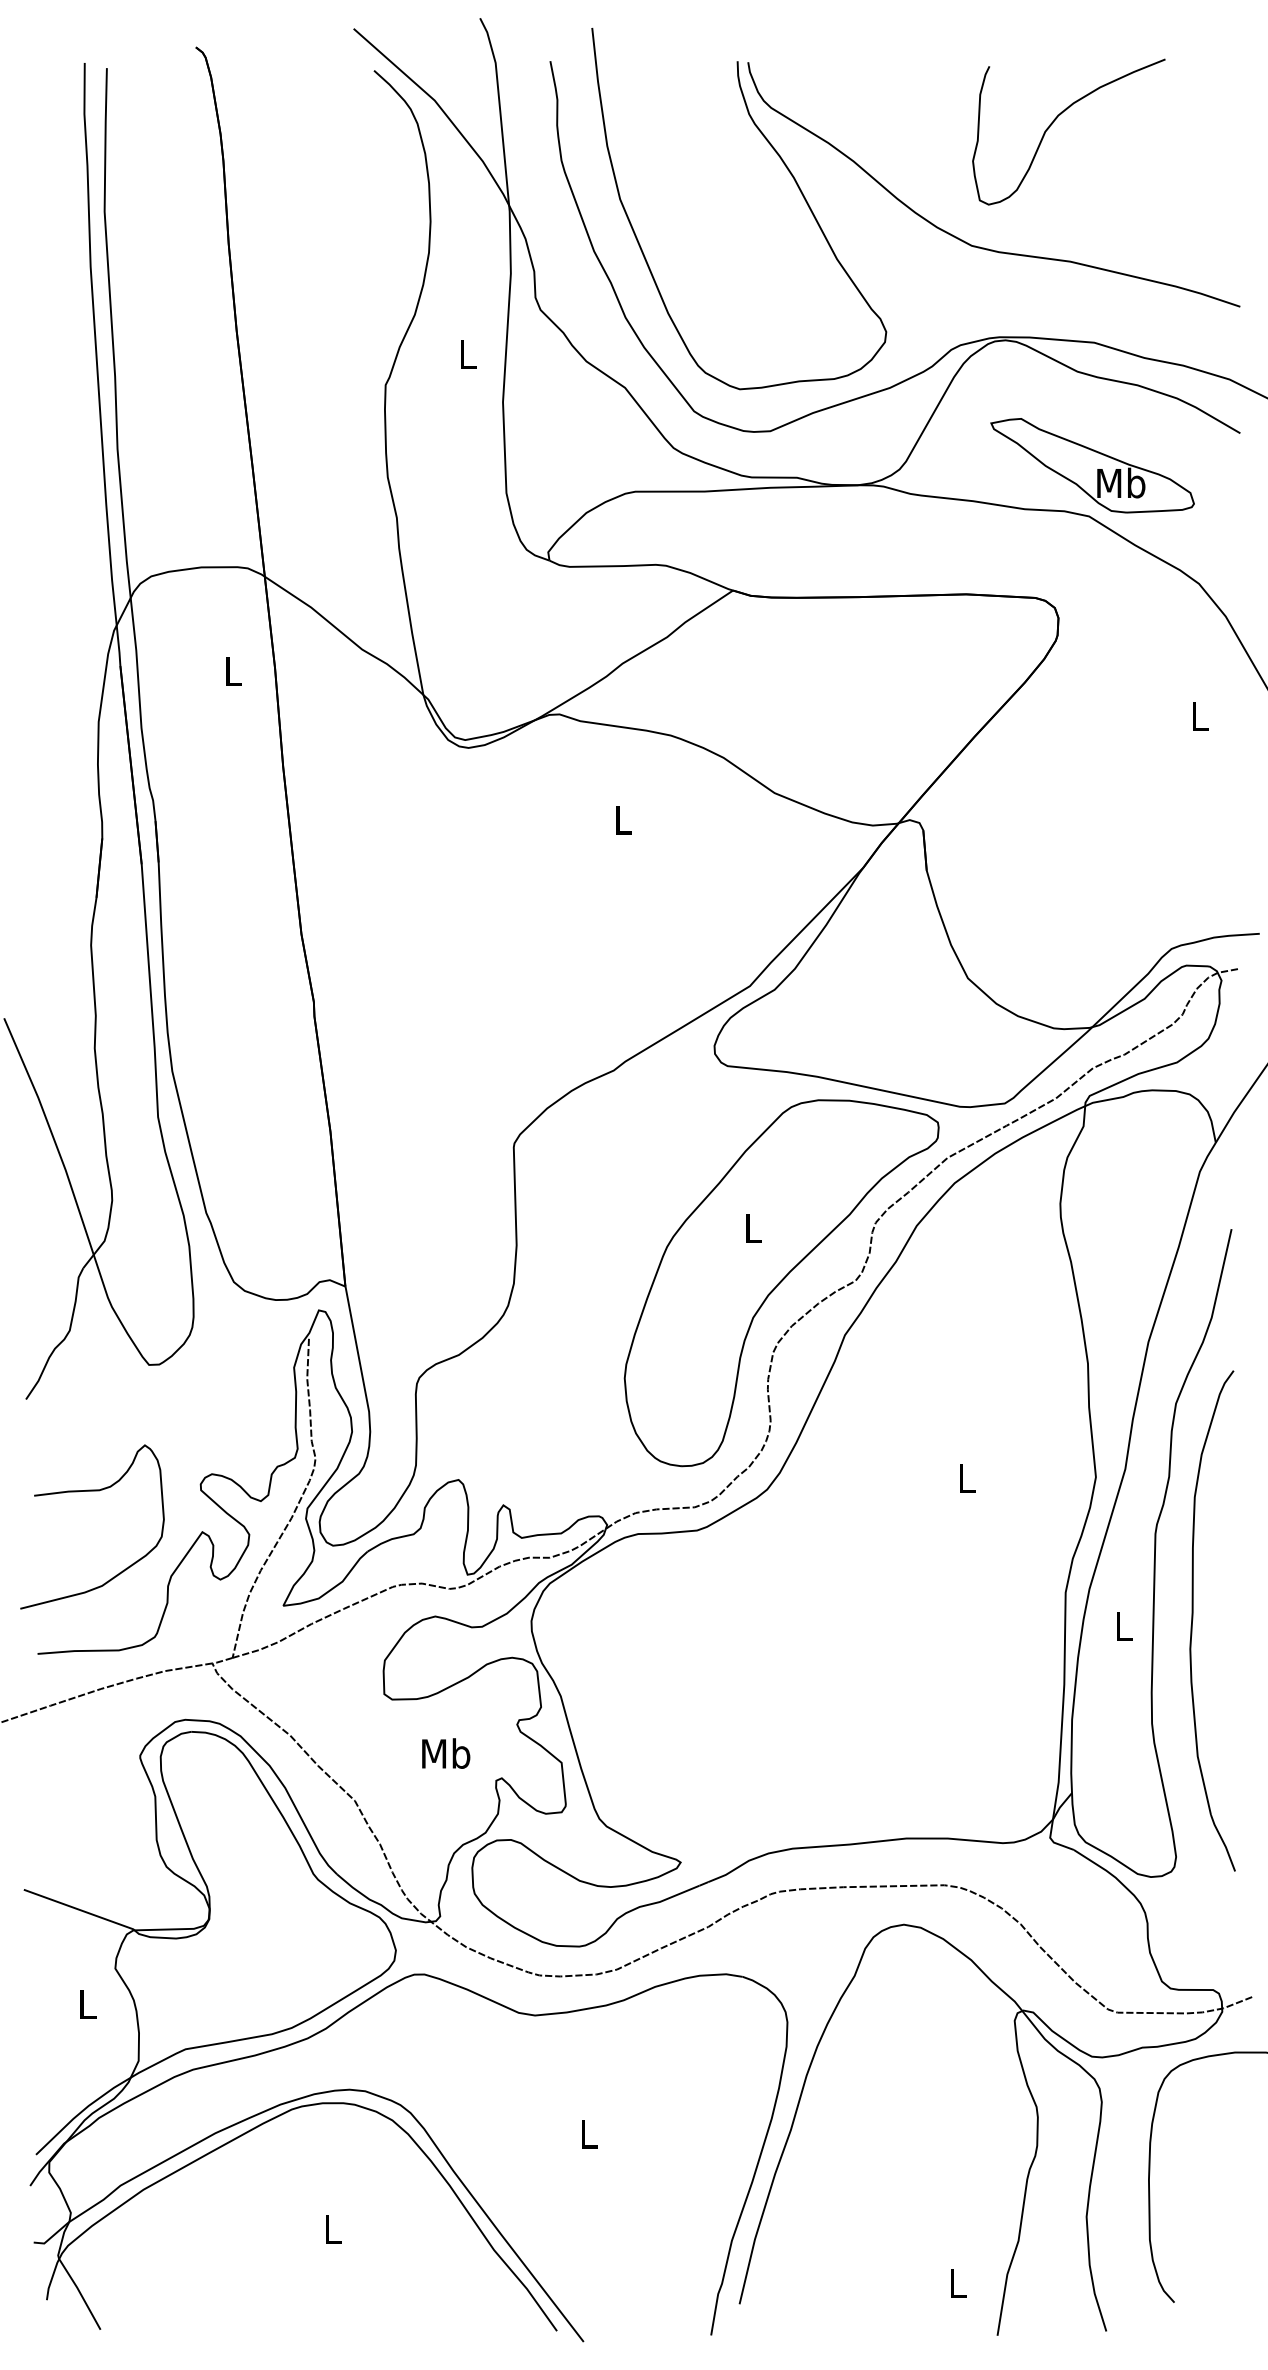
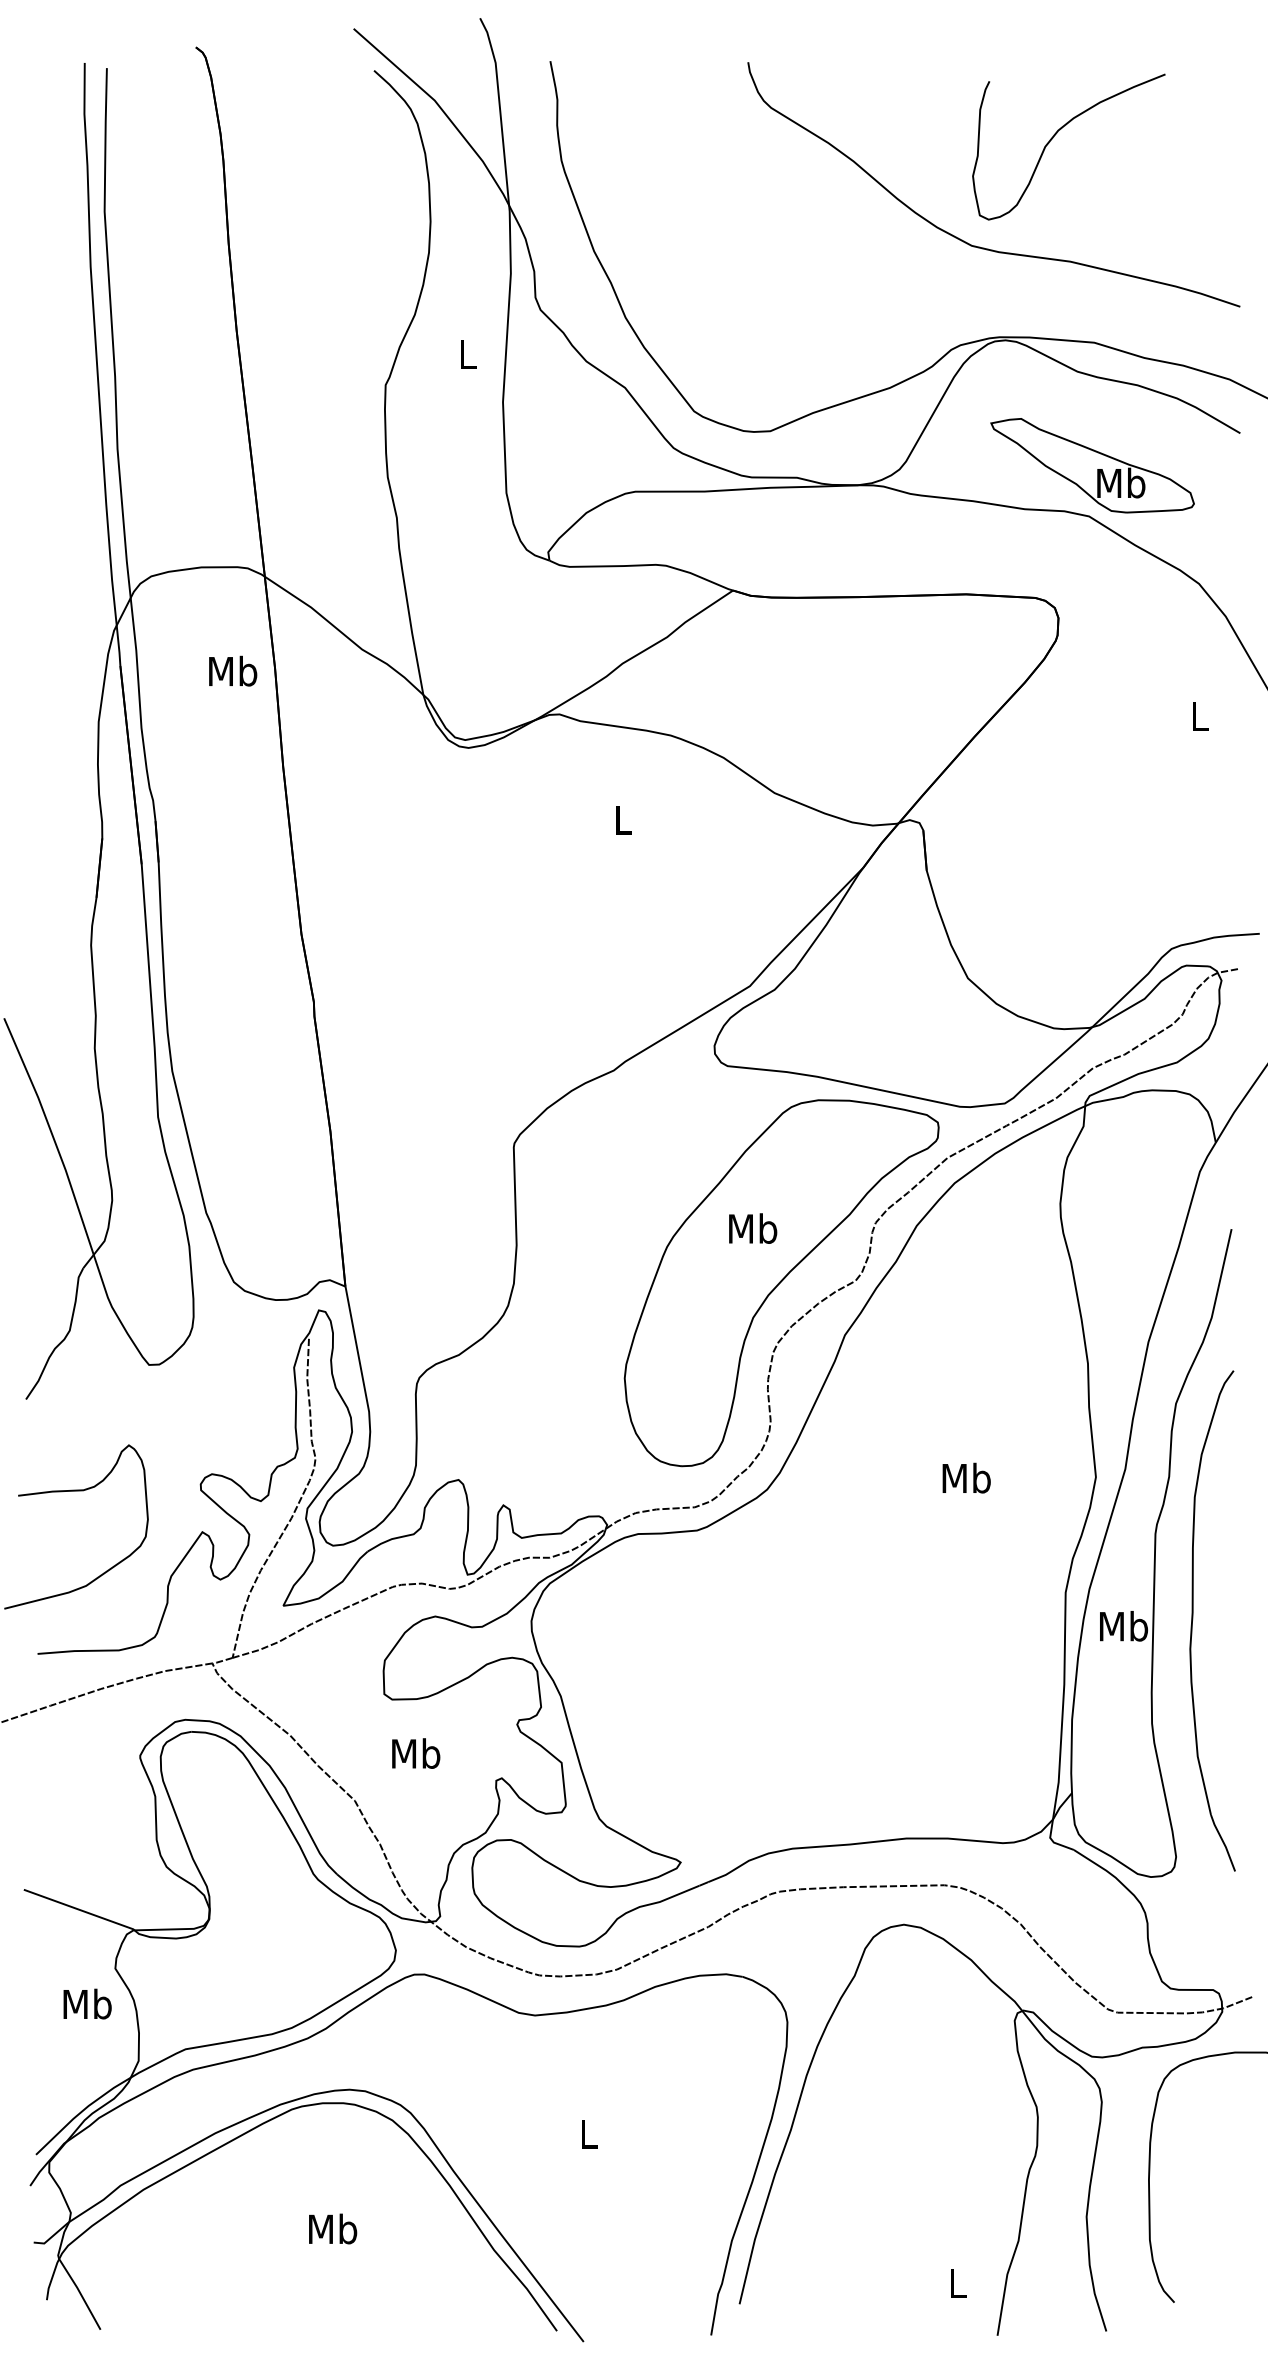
curve position: (1056, 119) -> (1056, 134) (1056, 134)
curve: present -> none (791, 176)
text: L -> Mb (233, 670)
text: L -> Mb (753, 1228)
text: L -> Mb (966, 1477)
curve position: (92, 1491) -> (76, 1491) (76, 1491)
text: L -> Mb (1124, 1626)
text position: (446, 1753) -> (416, 1753) (416, 1753)
text: L -> Mb (87, 2003)
text: L -> Mb (333, 2228)
